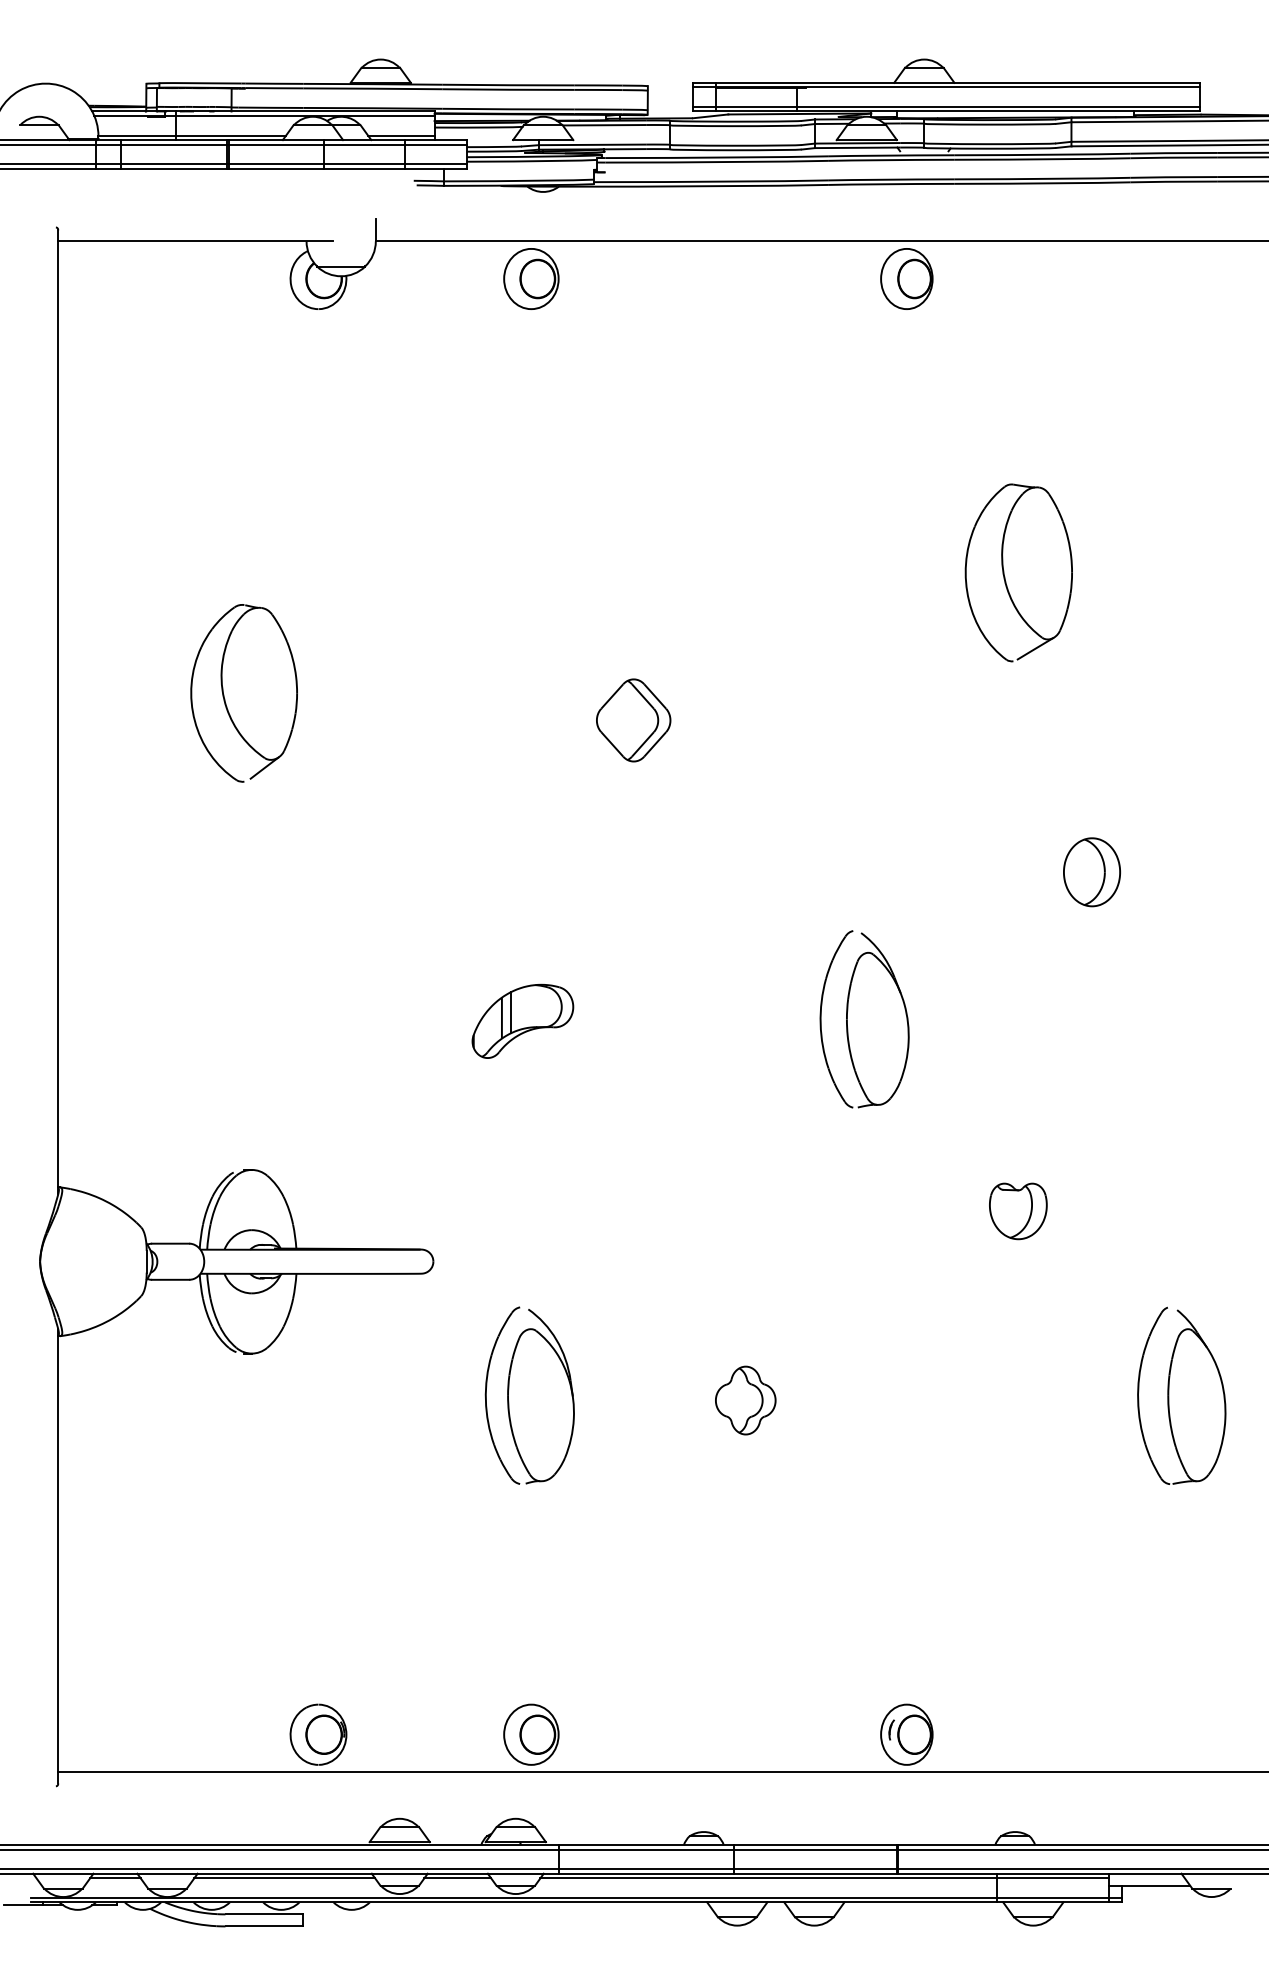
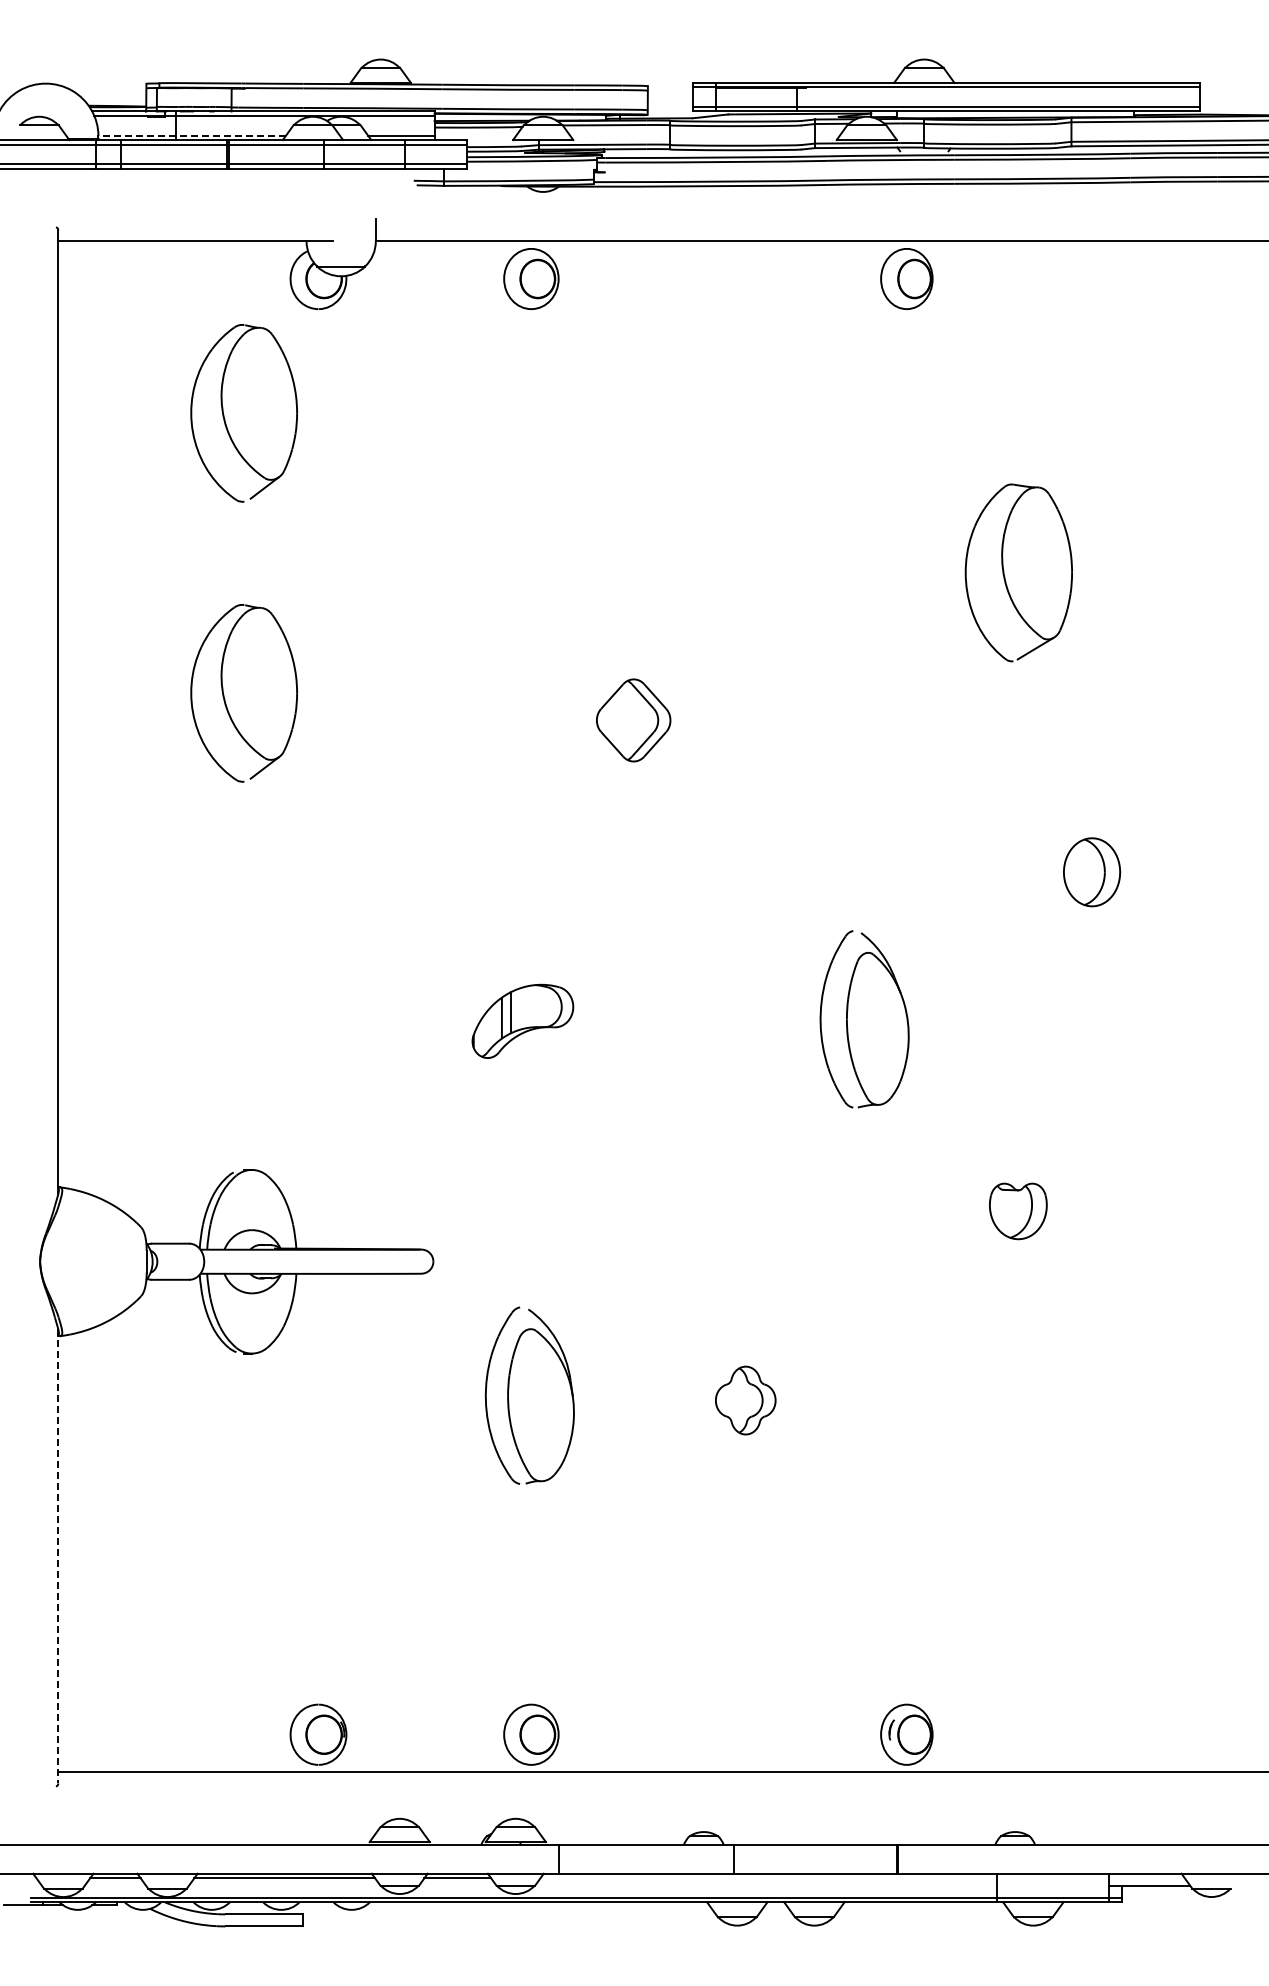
line: solid -> dashed (192, 135)
part: none -> present (243, 413)
part: present -> none (1181, 1395)
line: solid -> dashed (58, 1556)
line: present -> none (633, 1849)
line: present -> none (633, 1869)
line: present -> none (824, 1878)
